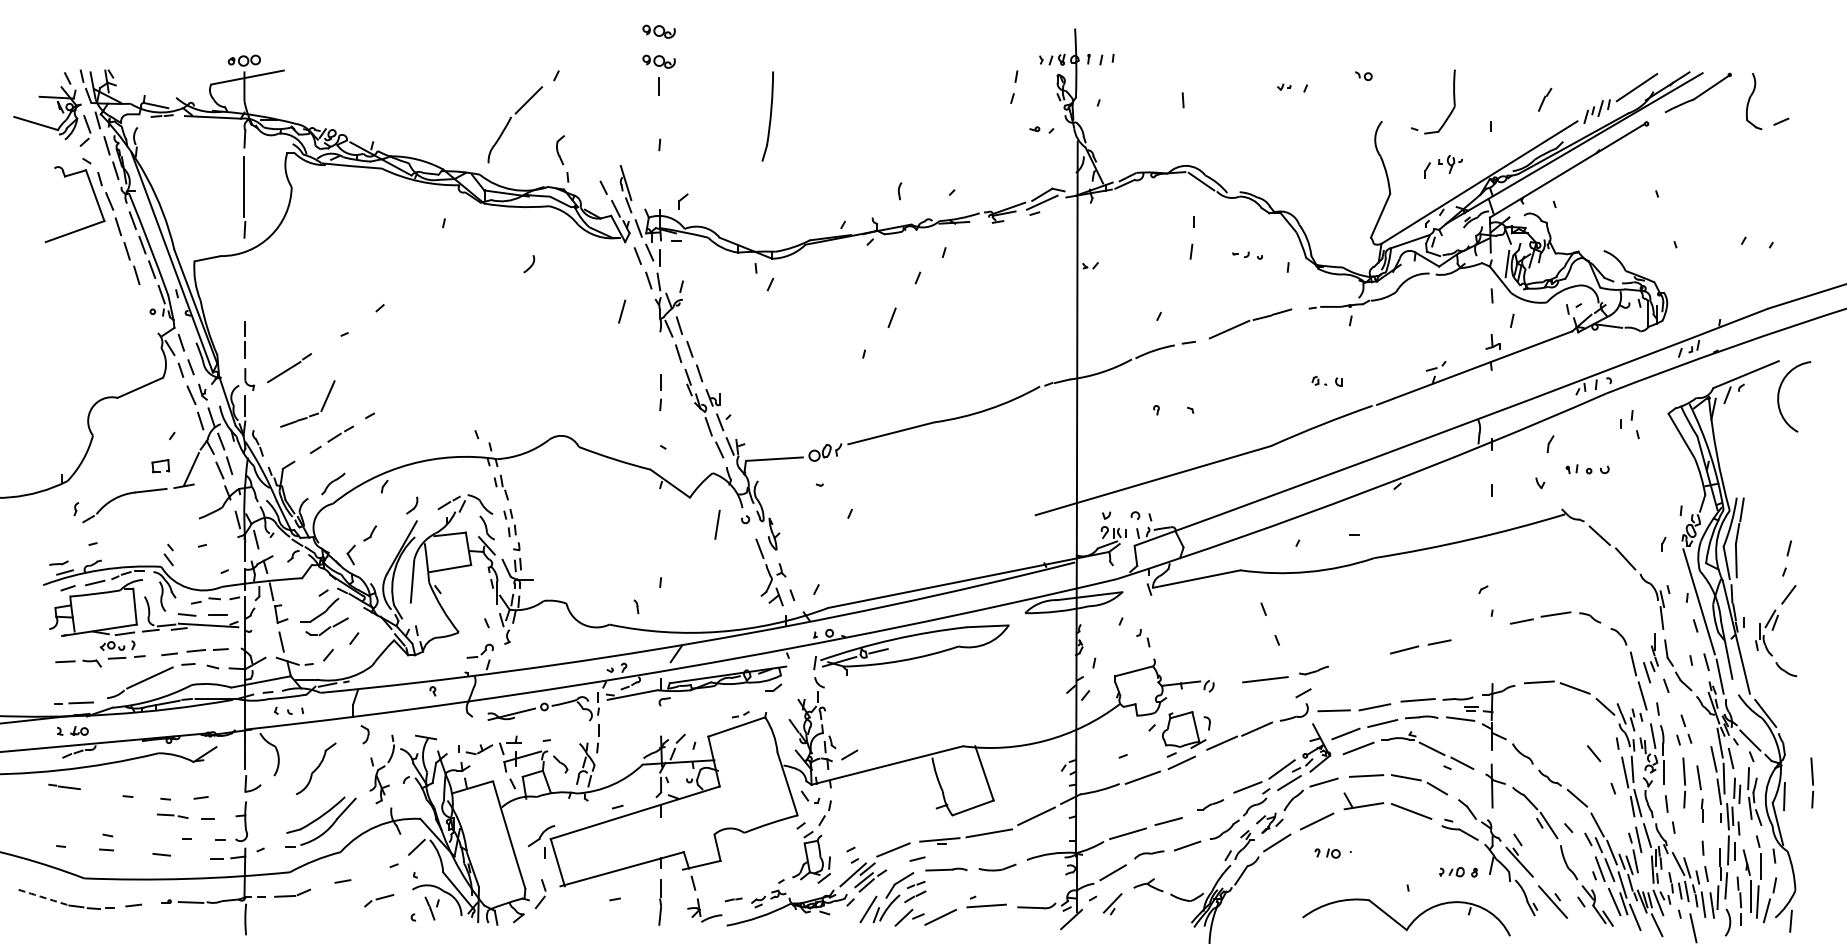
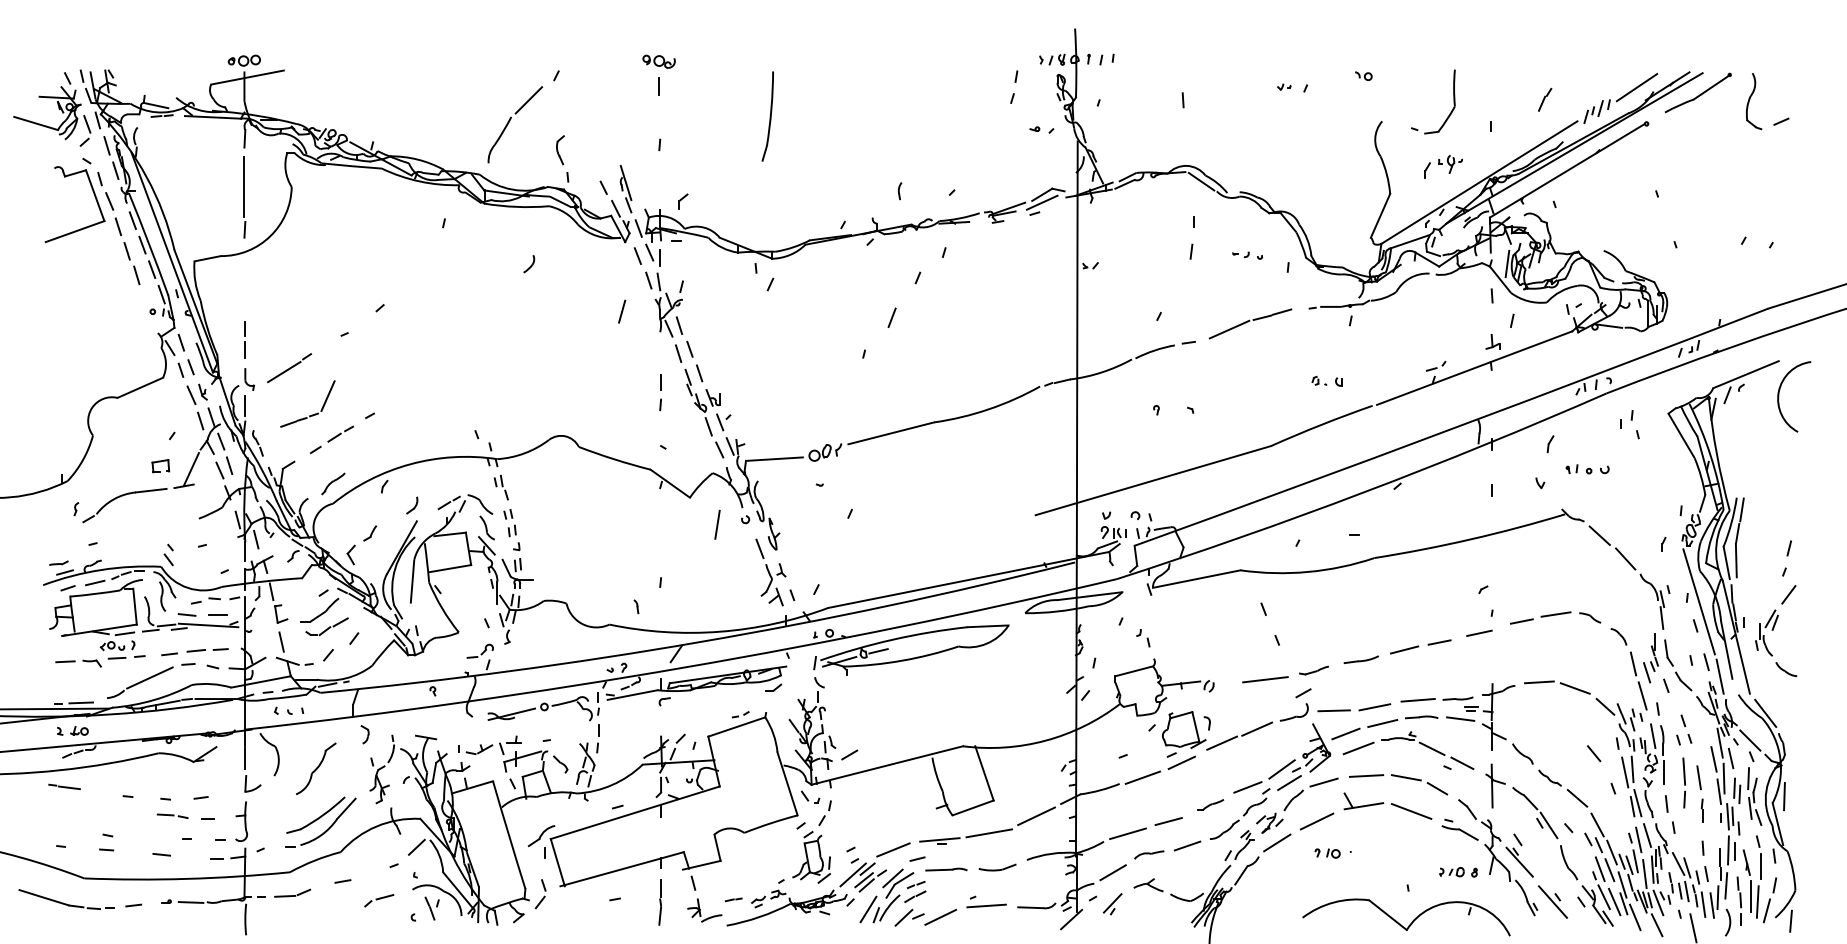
part: present -> none (658, 31)
line: none -> present (1479, 632)
part: none -> present (1360, 659)
line: none -> present (55, 708)
part: present -> none (1812, 782)
line: none -> present (1644, 874)
line: none -> present (892, 878)
arc: dashed -> solid (44, 897)
line: none -> present (1603, 897)
